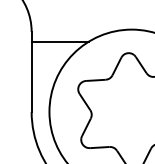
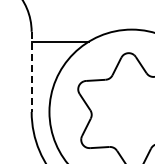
line: solid -> dashed (31, 72)
